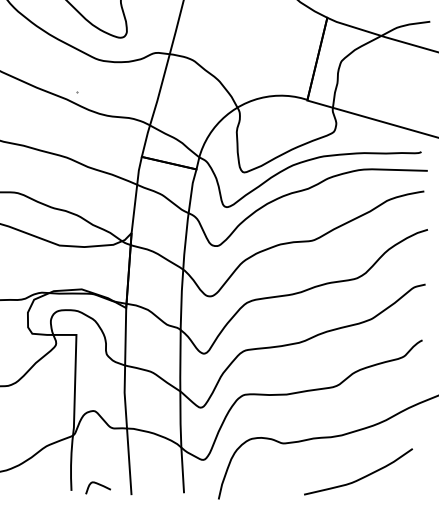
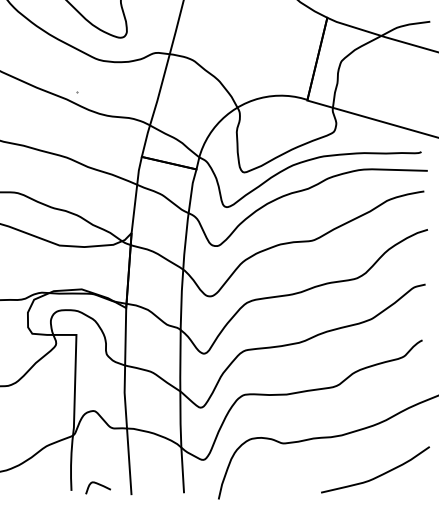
curve position: (361, 477) -> (378, 475) (378, 475)
